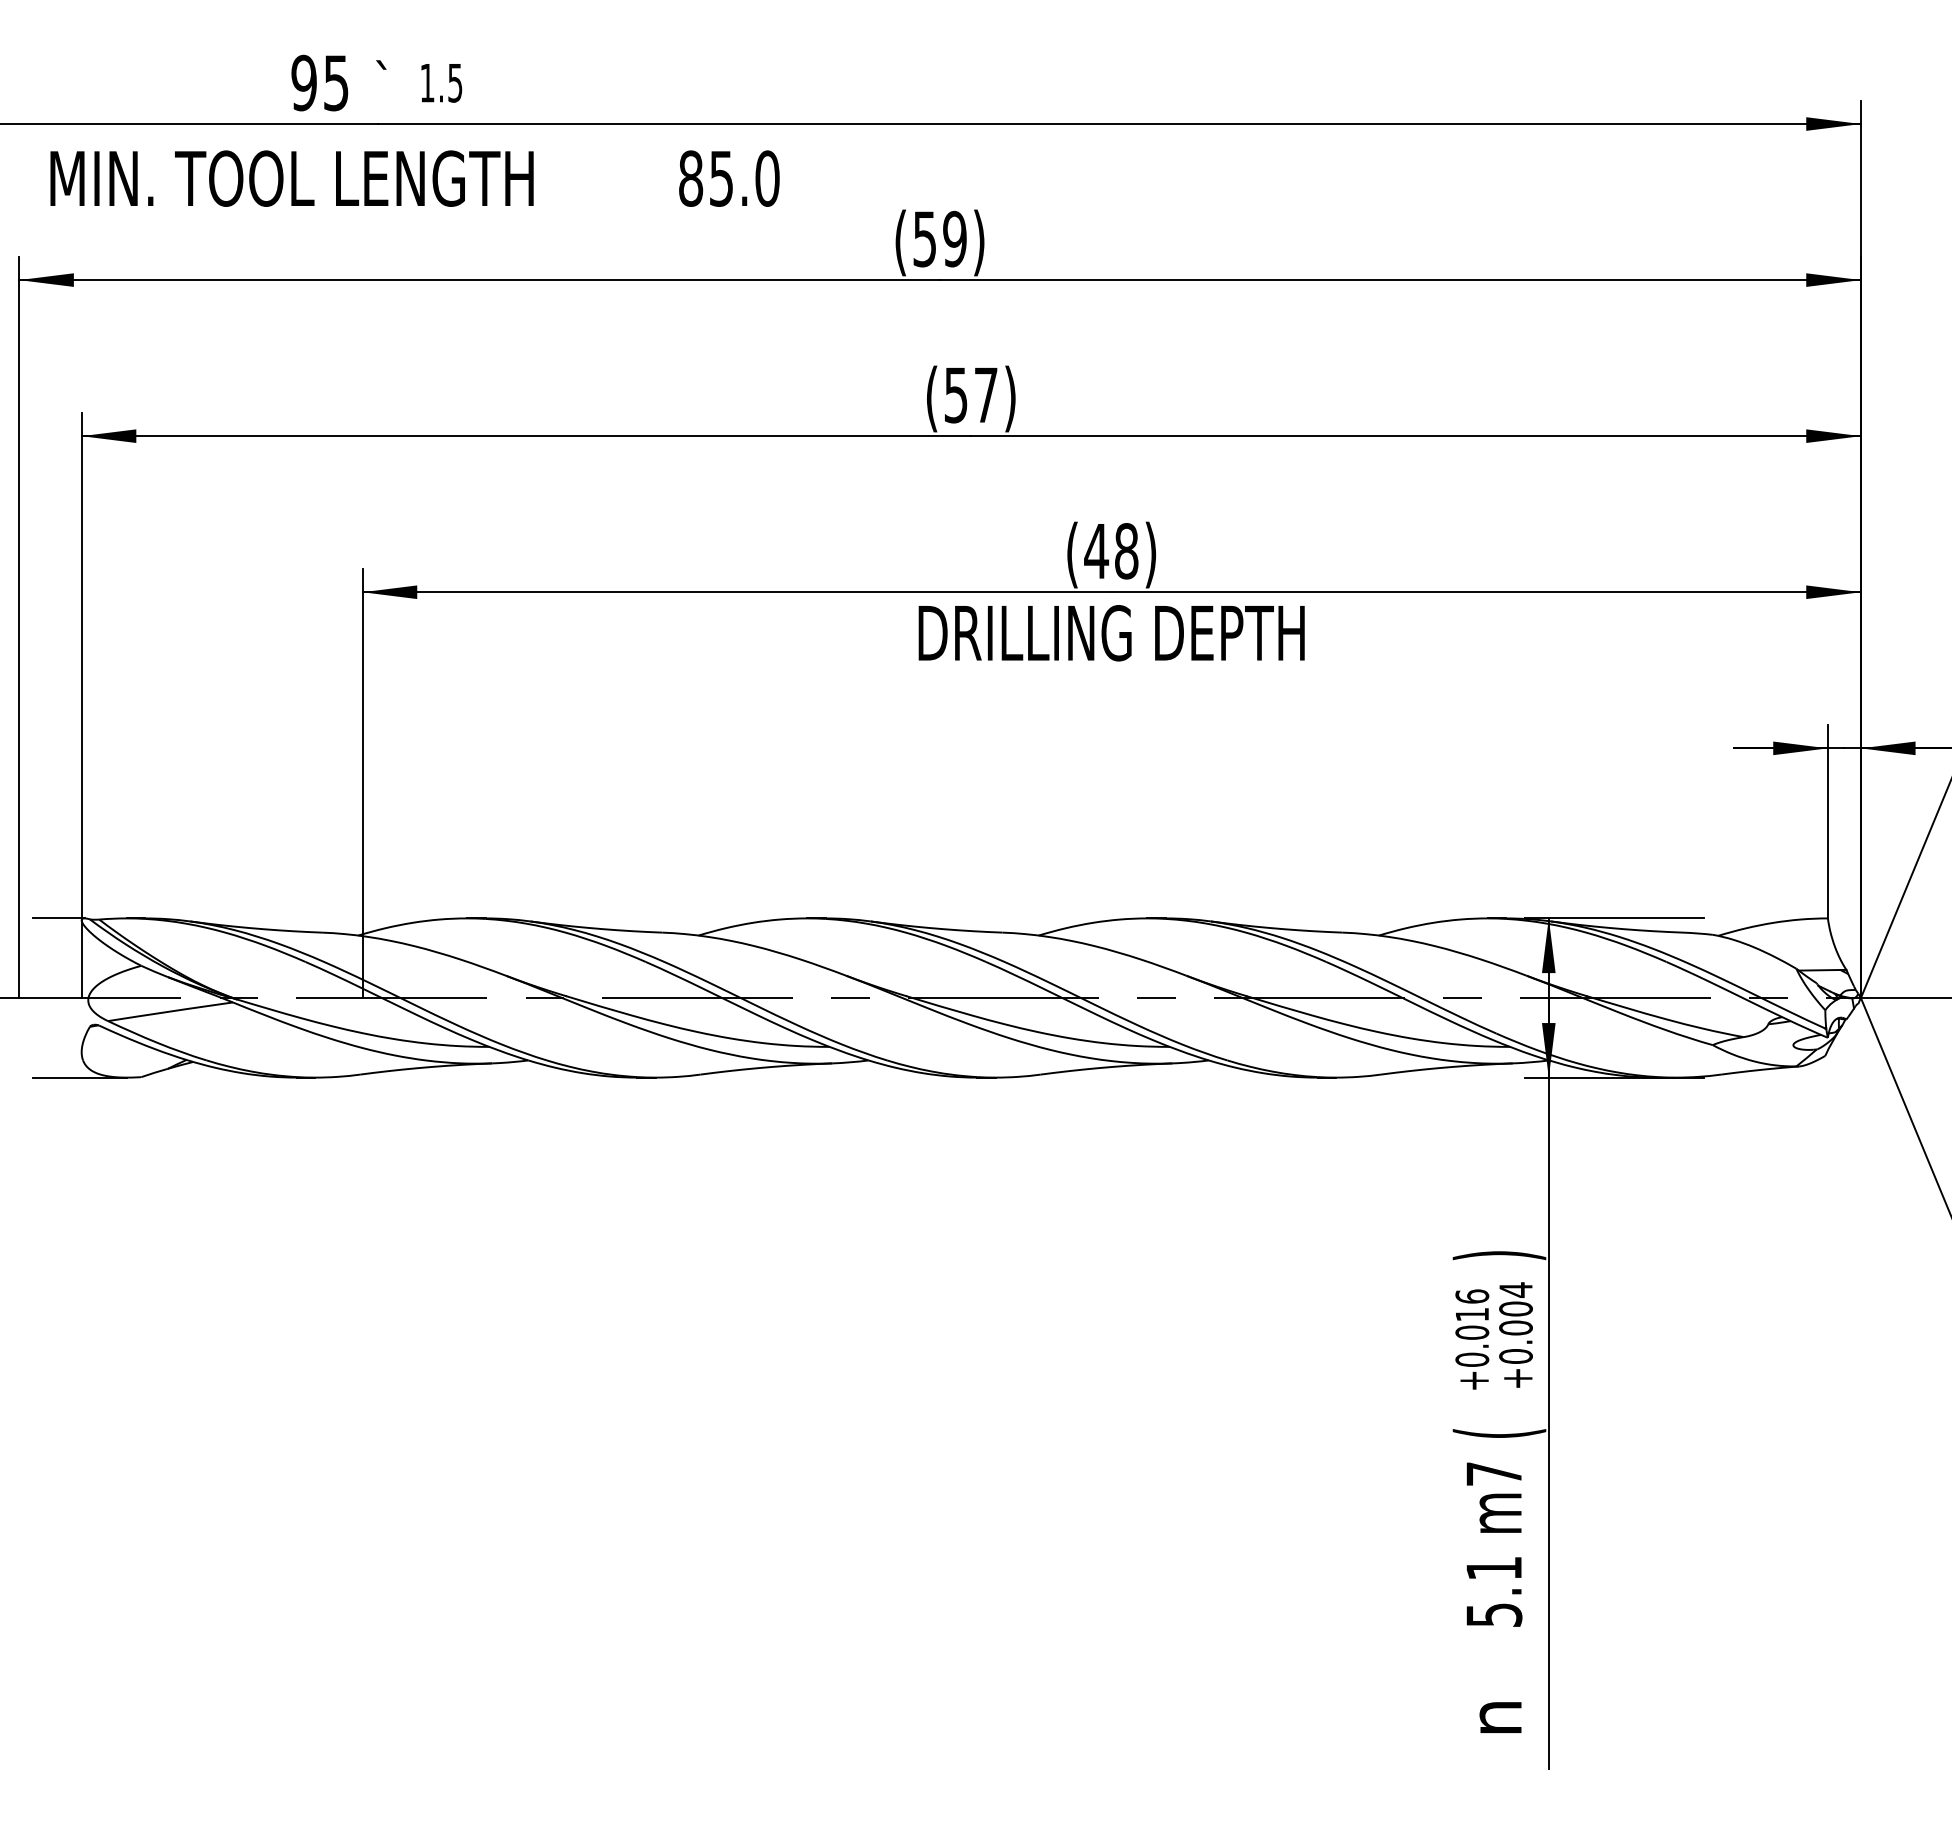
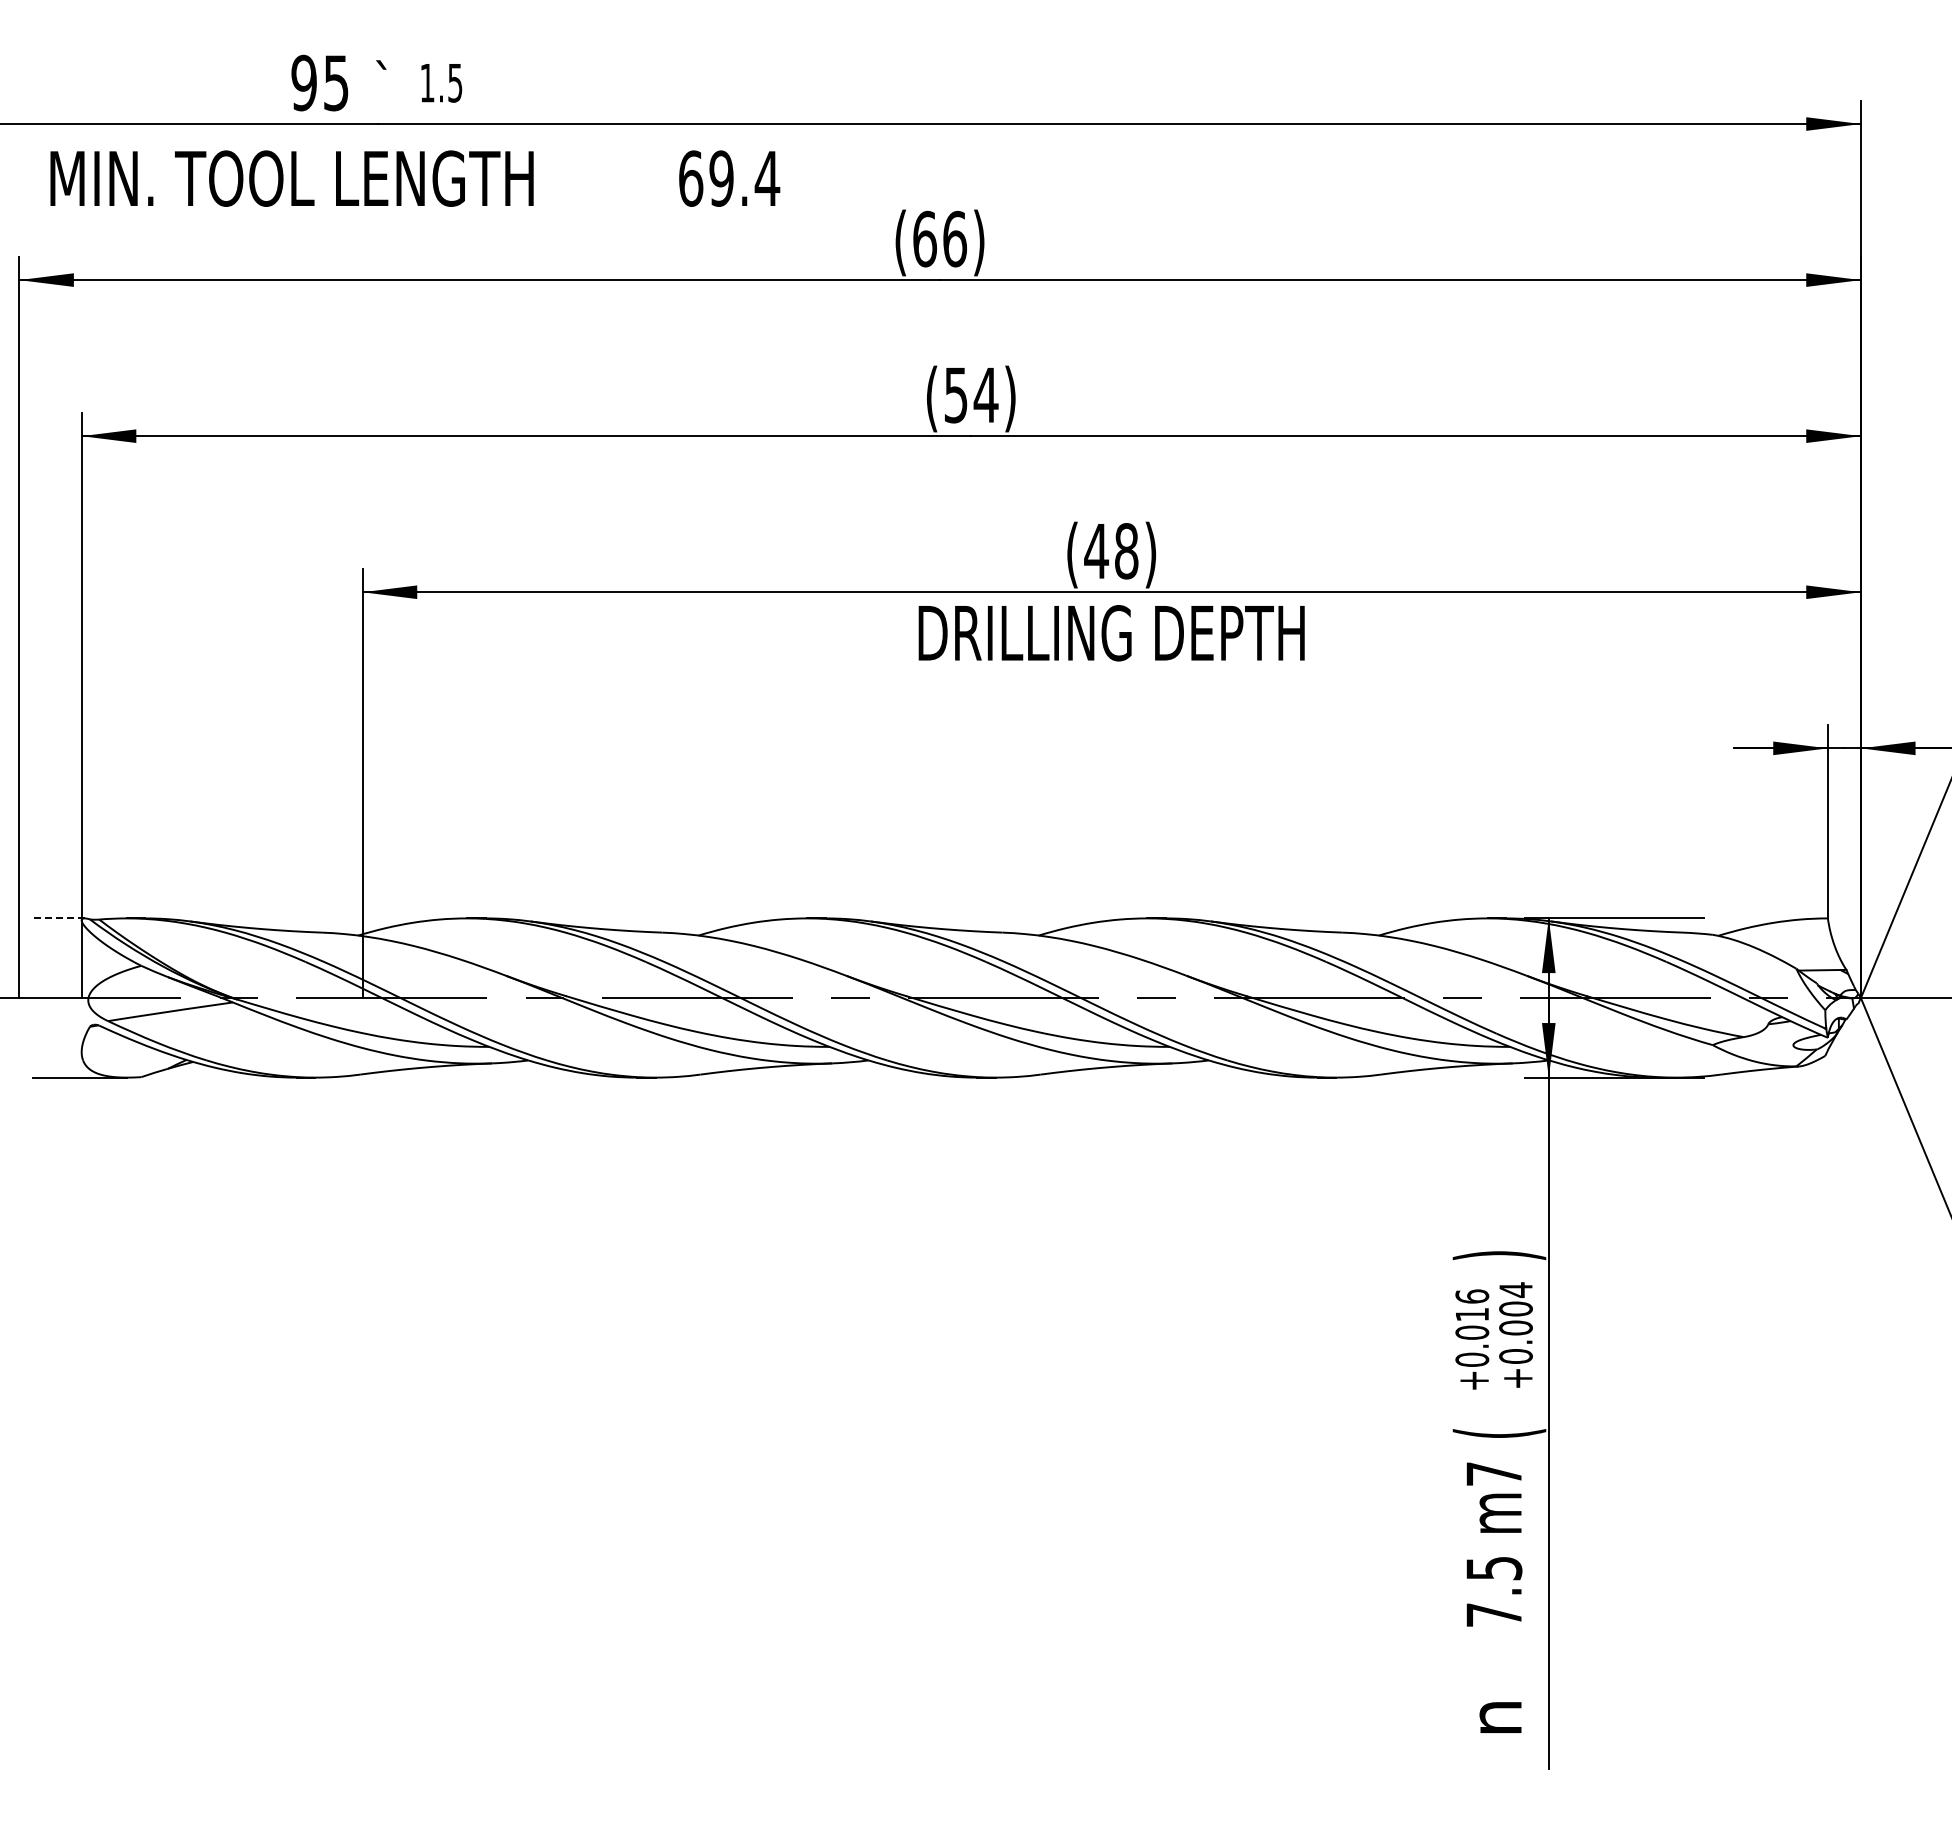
text: 85.0 -> 69.4 (729, 178)
text: (59) -> (66) (940, 238)
text: (57) -> (54) (985, 394)
line: solid -> dashed (58, 918)
text: 5.1 -> 7.5 (1494, 1591)
